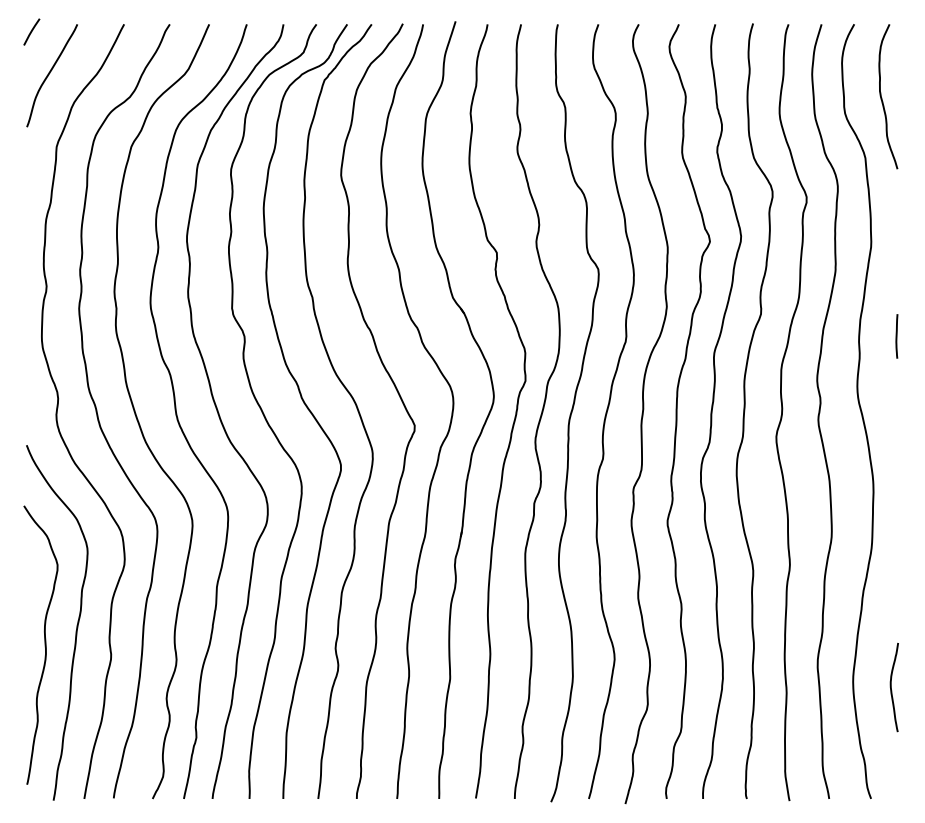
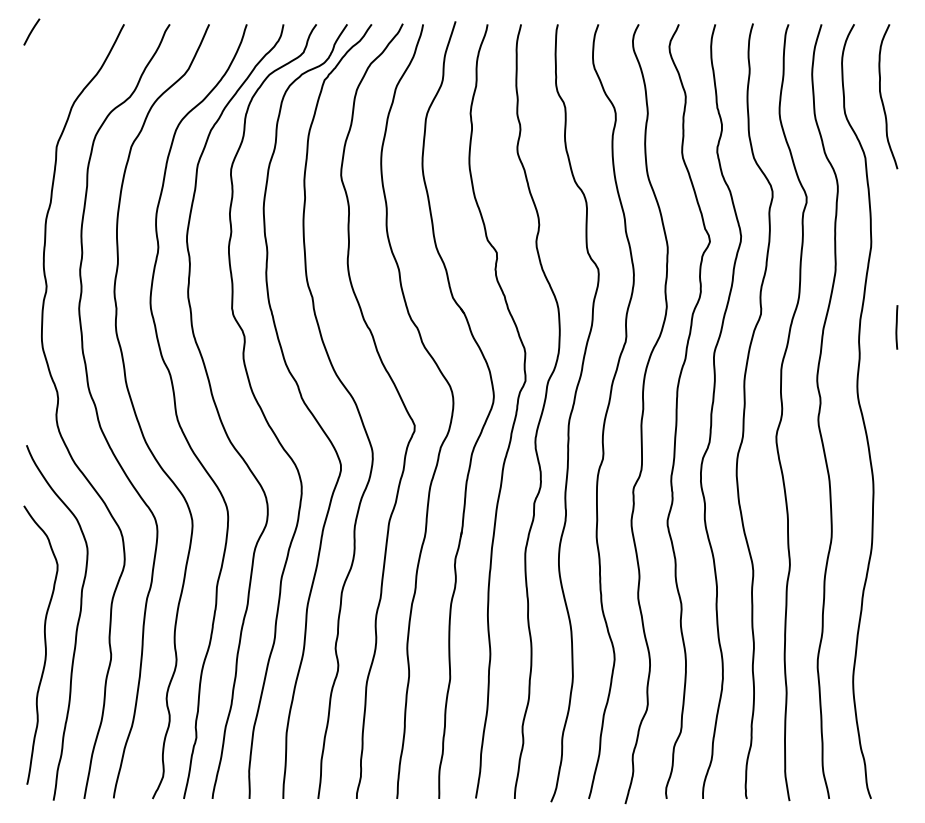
curve: present -> none (50, 73)
line position: (896, 336) -> (896, 327) (896, 327)
curve: present -> none (891, 687)
